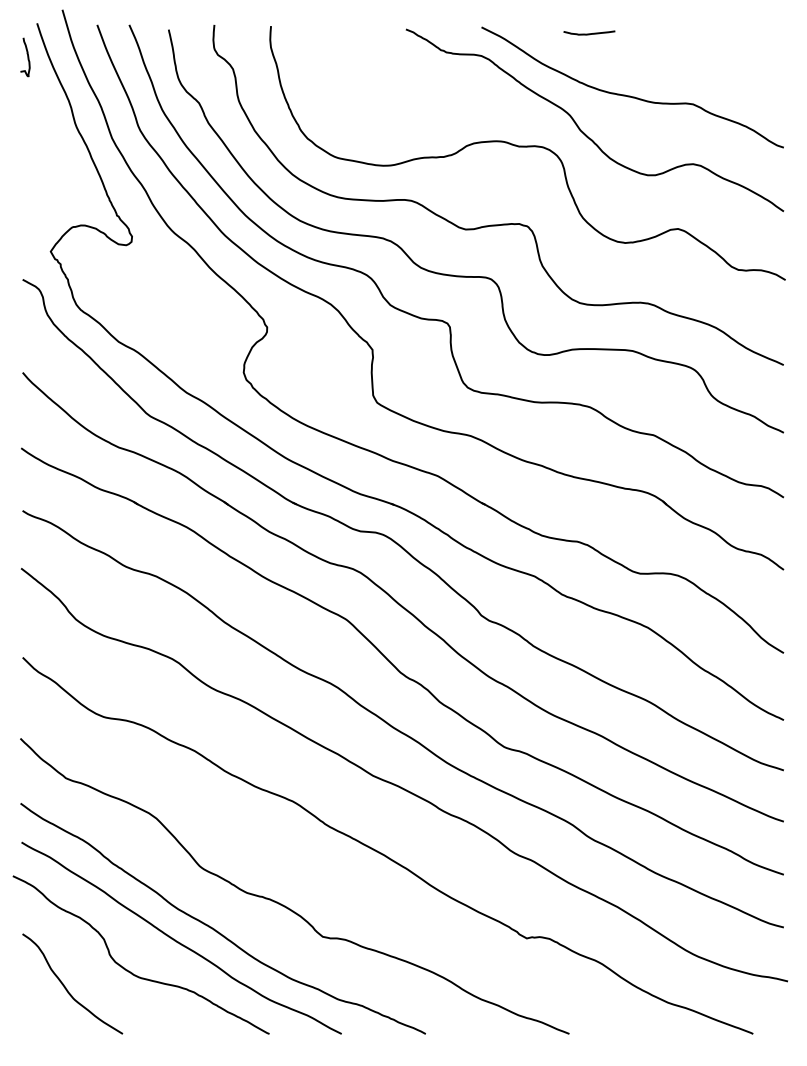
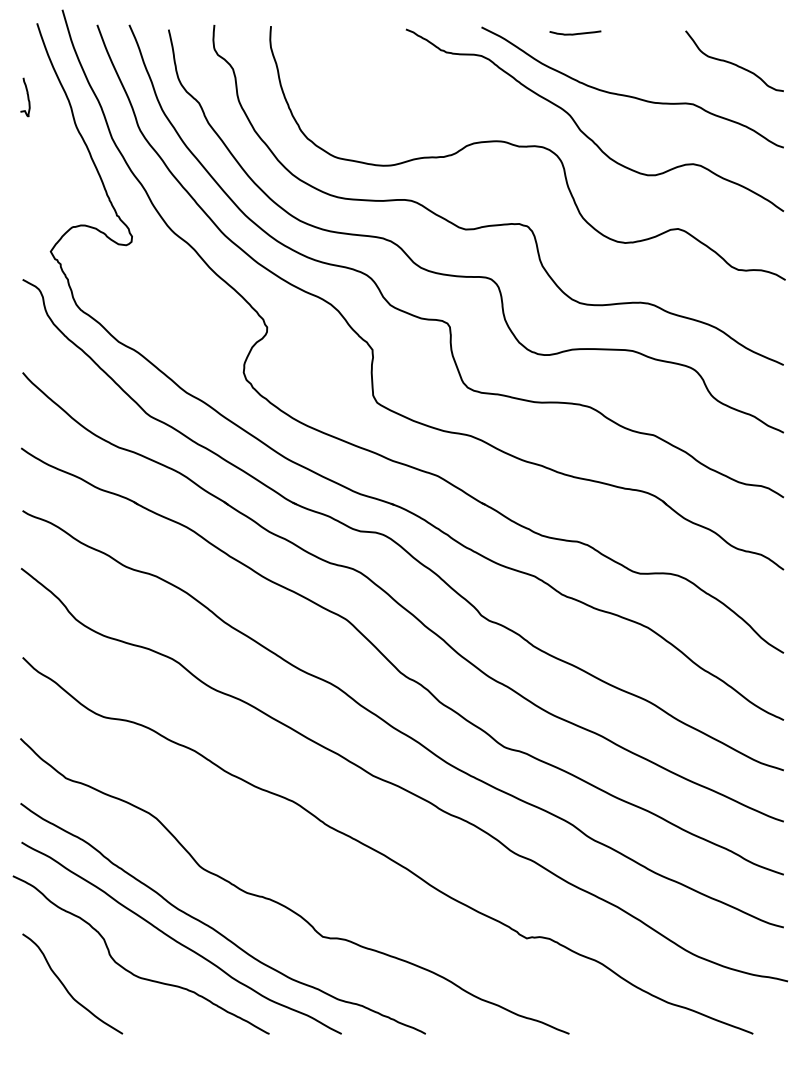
curve position: (589, 33) -> (575, 33) (575, 33)
curve position: (27, 57) -> (27, 97) (27, 97)
curve: none -> present (734, 63)
